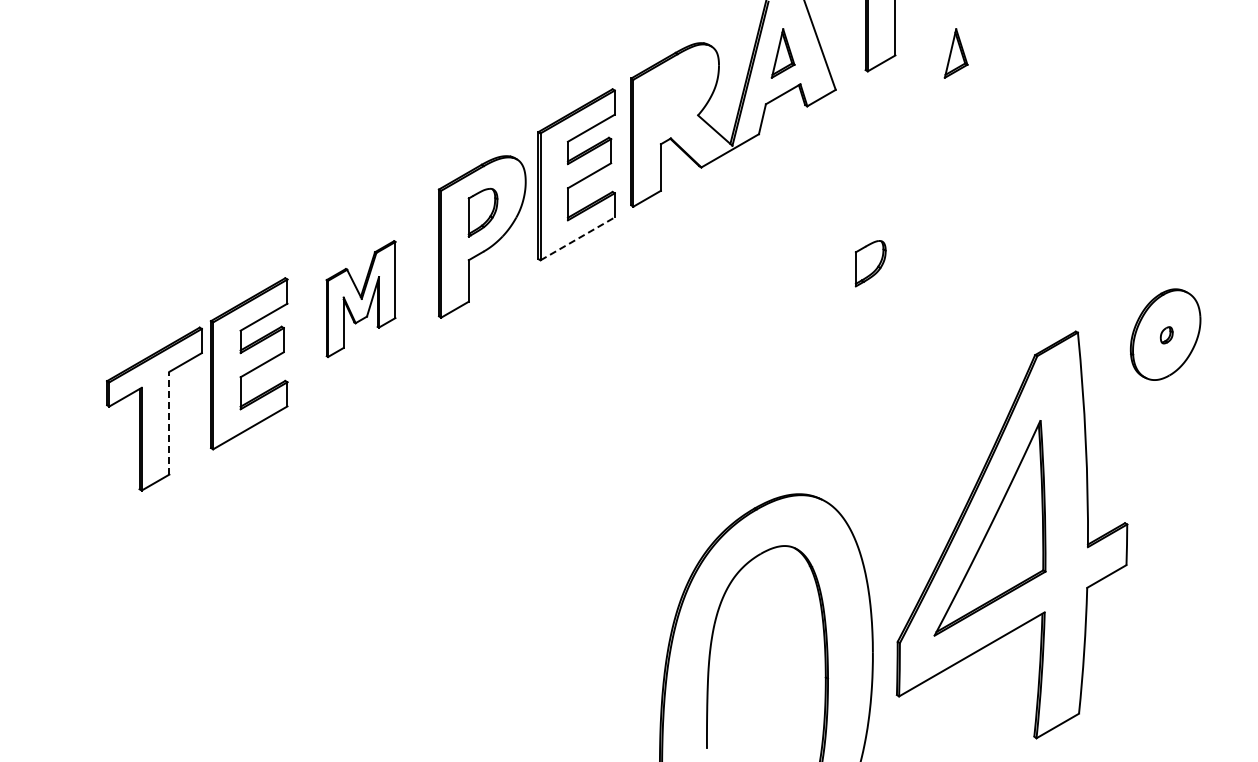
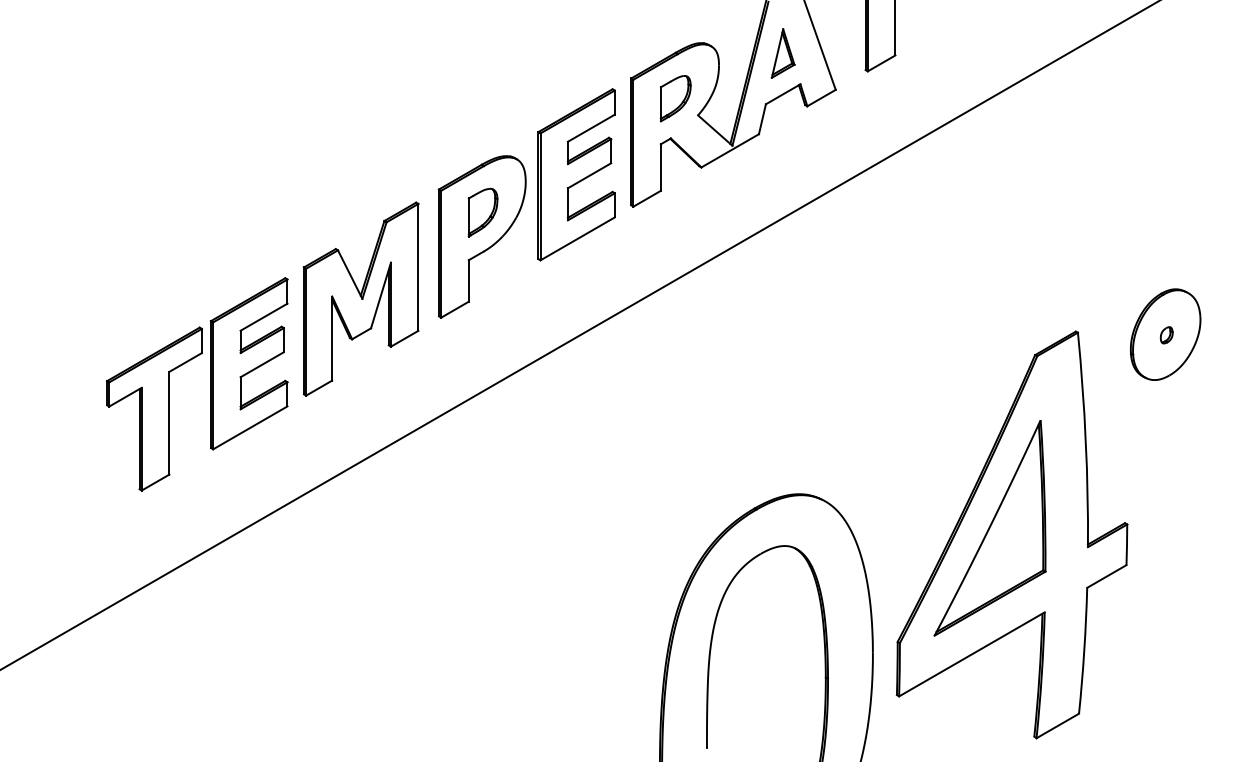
part: present -> none (955, 53)
line: dashed -> solid (577, 238)
part position: (870, 263) -> (675, 98) (675, 98)
part size: 72x119 px -> 118x196 px (360, 298)
line: none -> present (579, 335)
line: dashed -> solid (169, 422)
